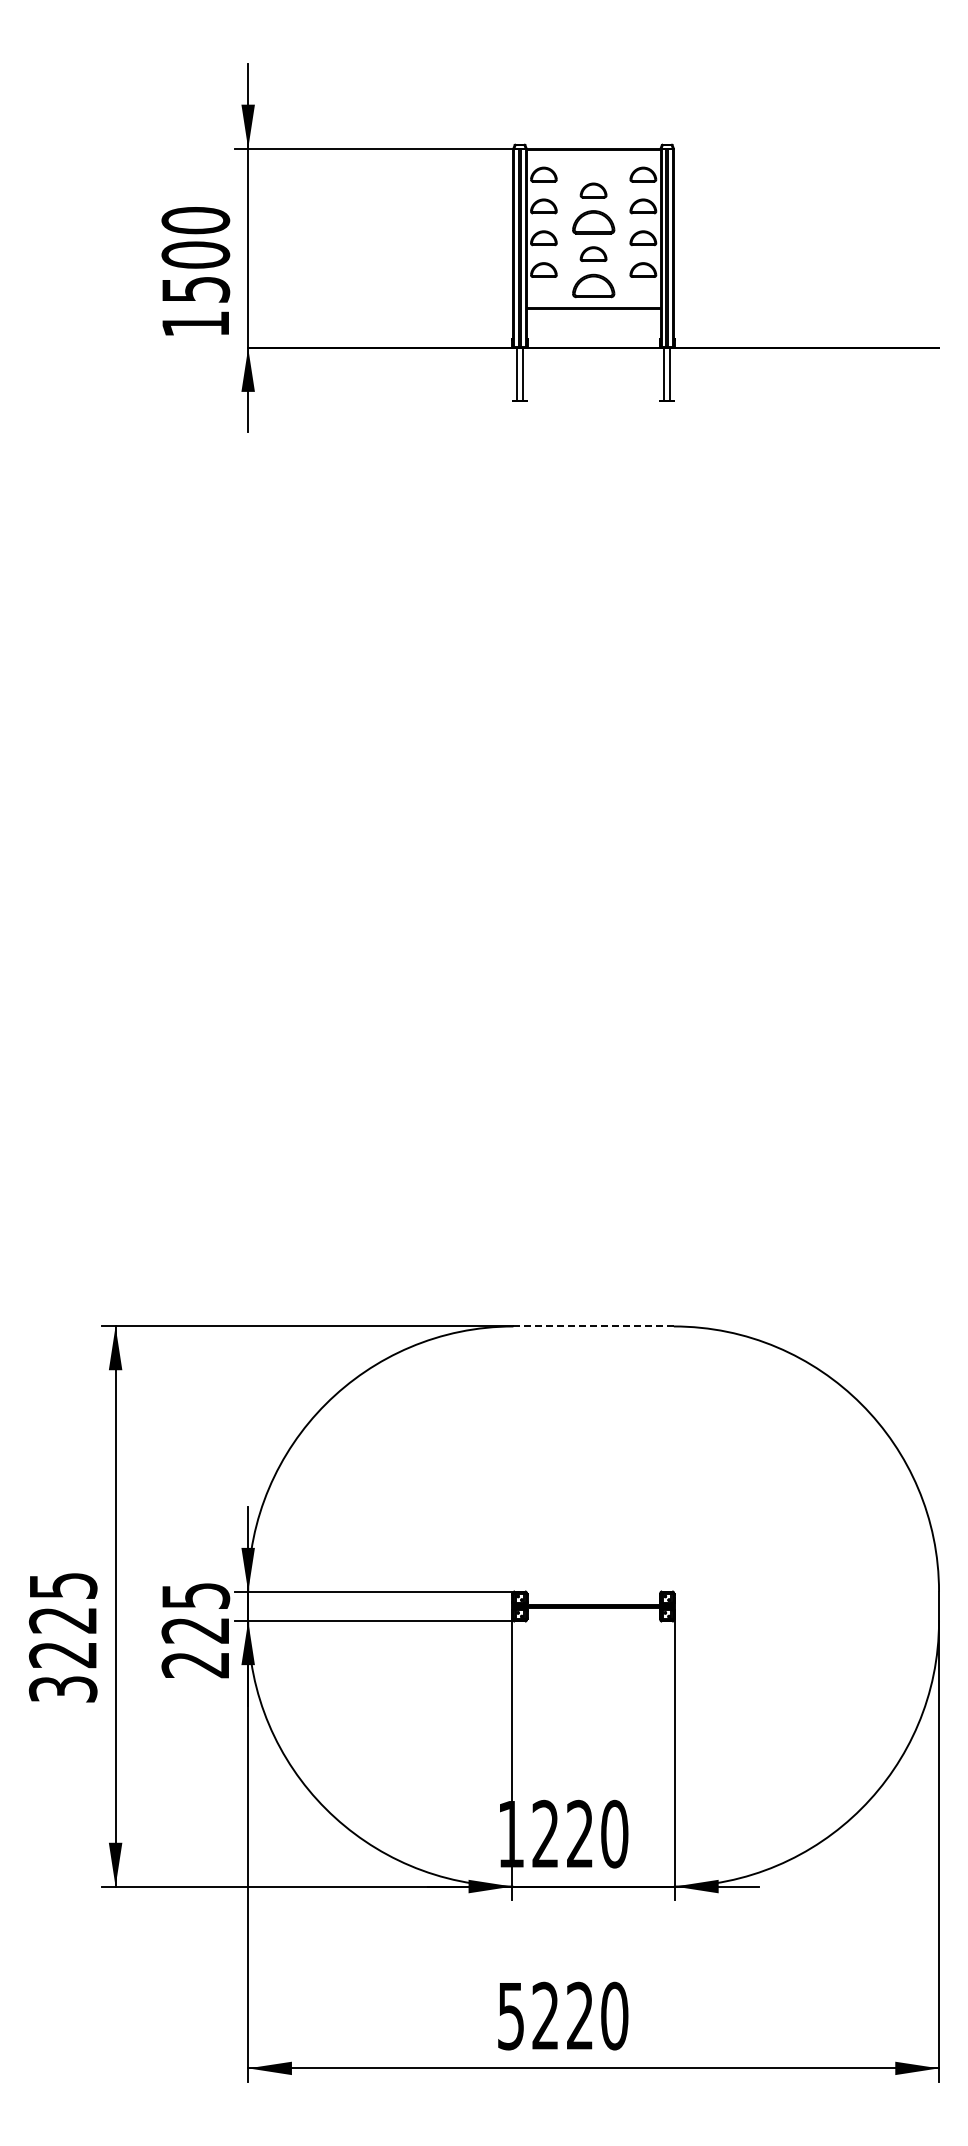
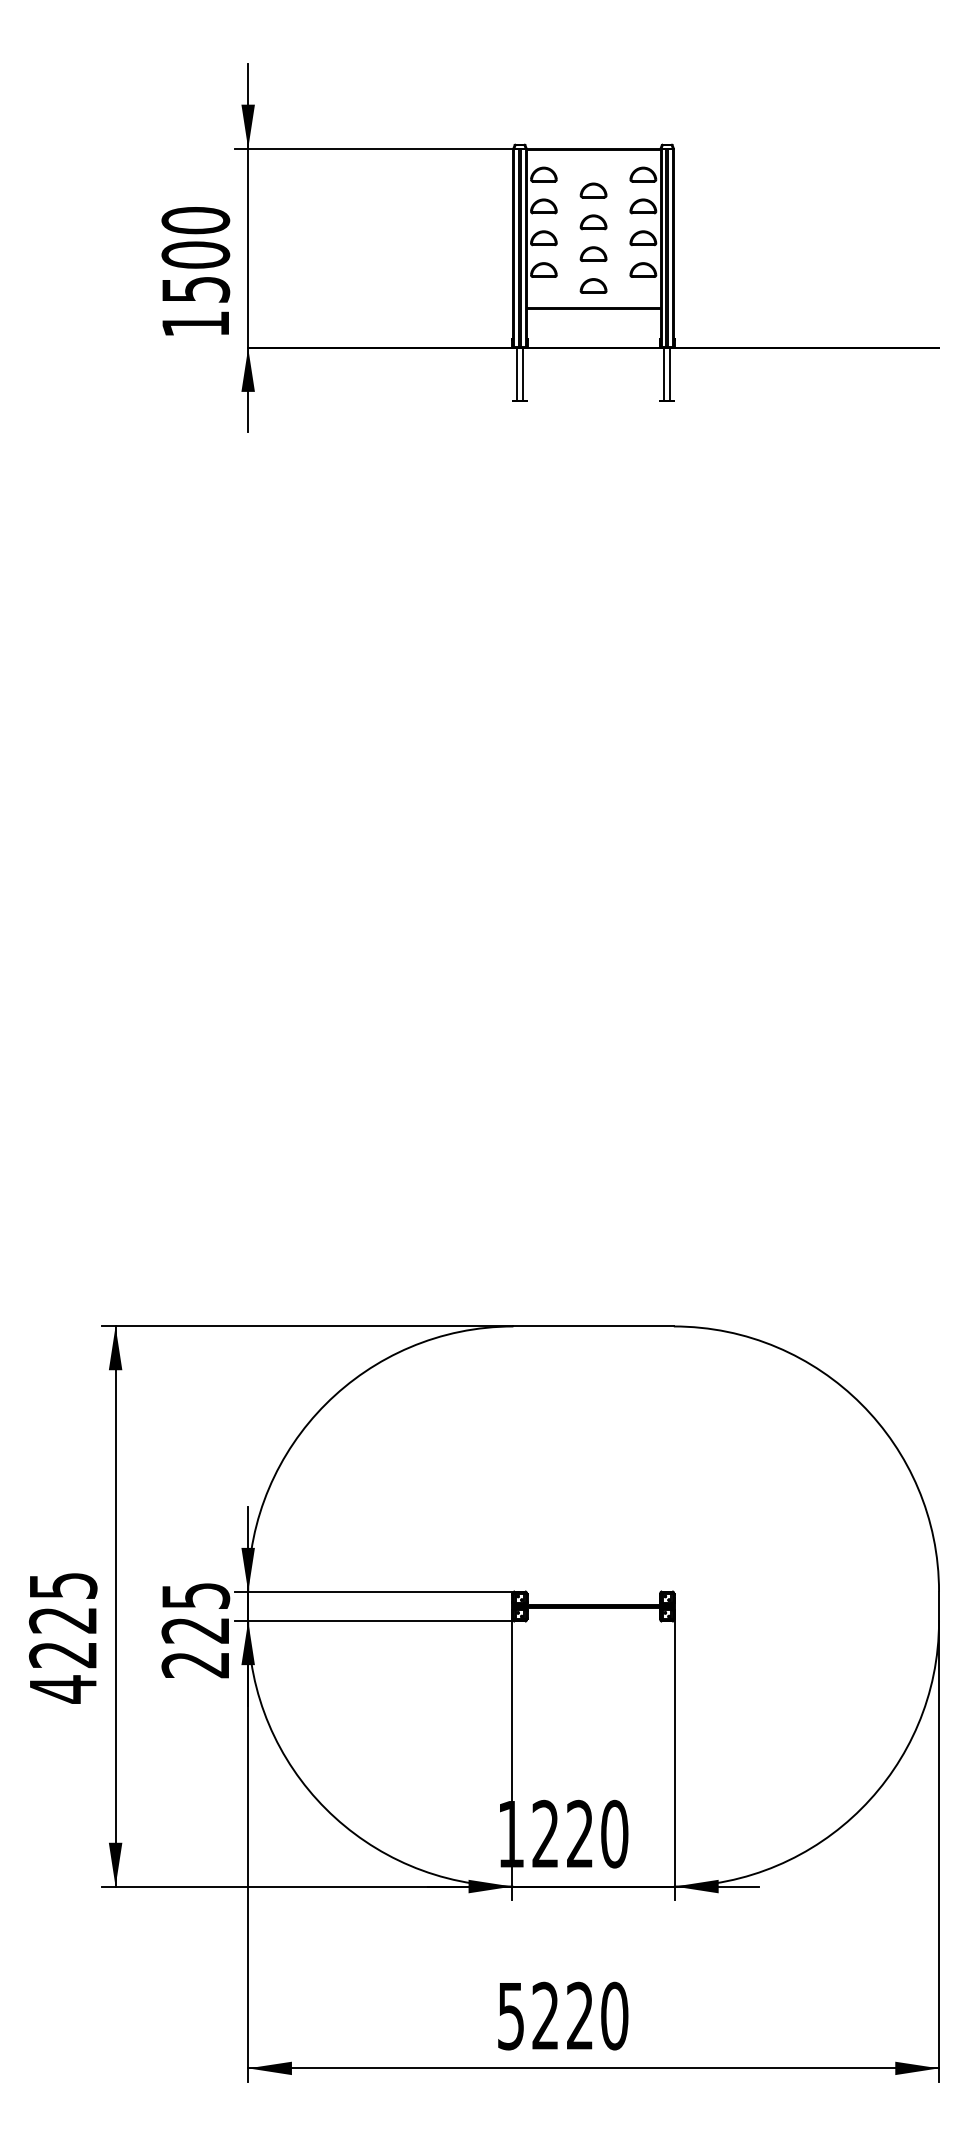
part size: 44x25 px -> 29x17 px (593, 222)
part size: 44x26 px -> 29x16 px (593, 285)
line: dashed -> solid (593, 1326)
text: 3225 -> 4225 (62, 1689)
